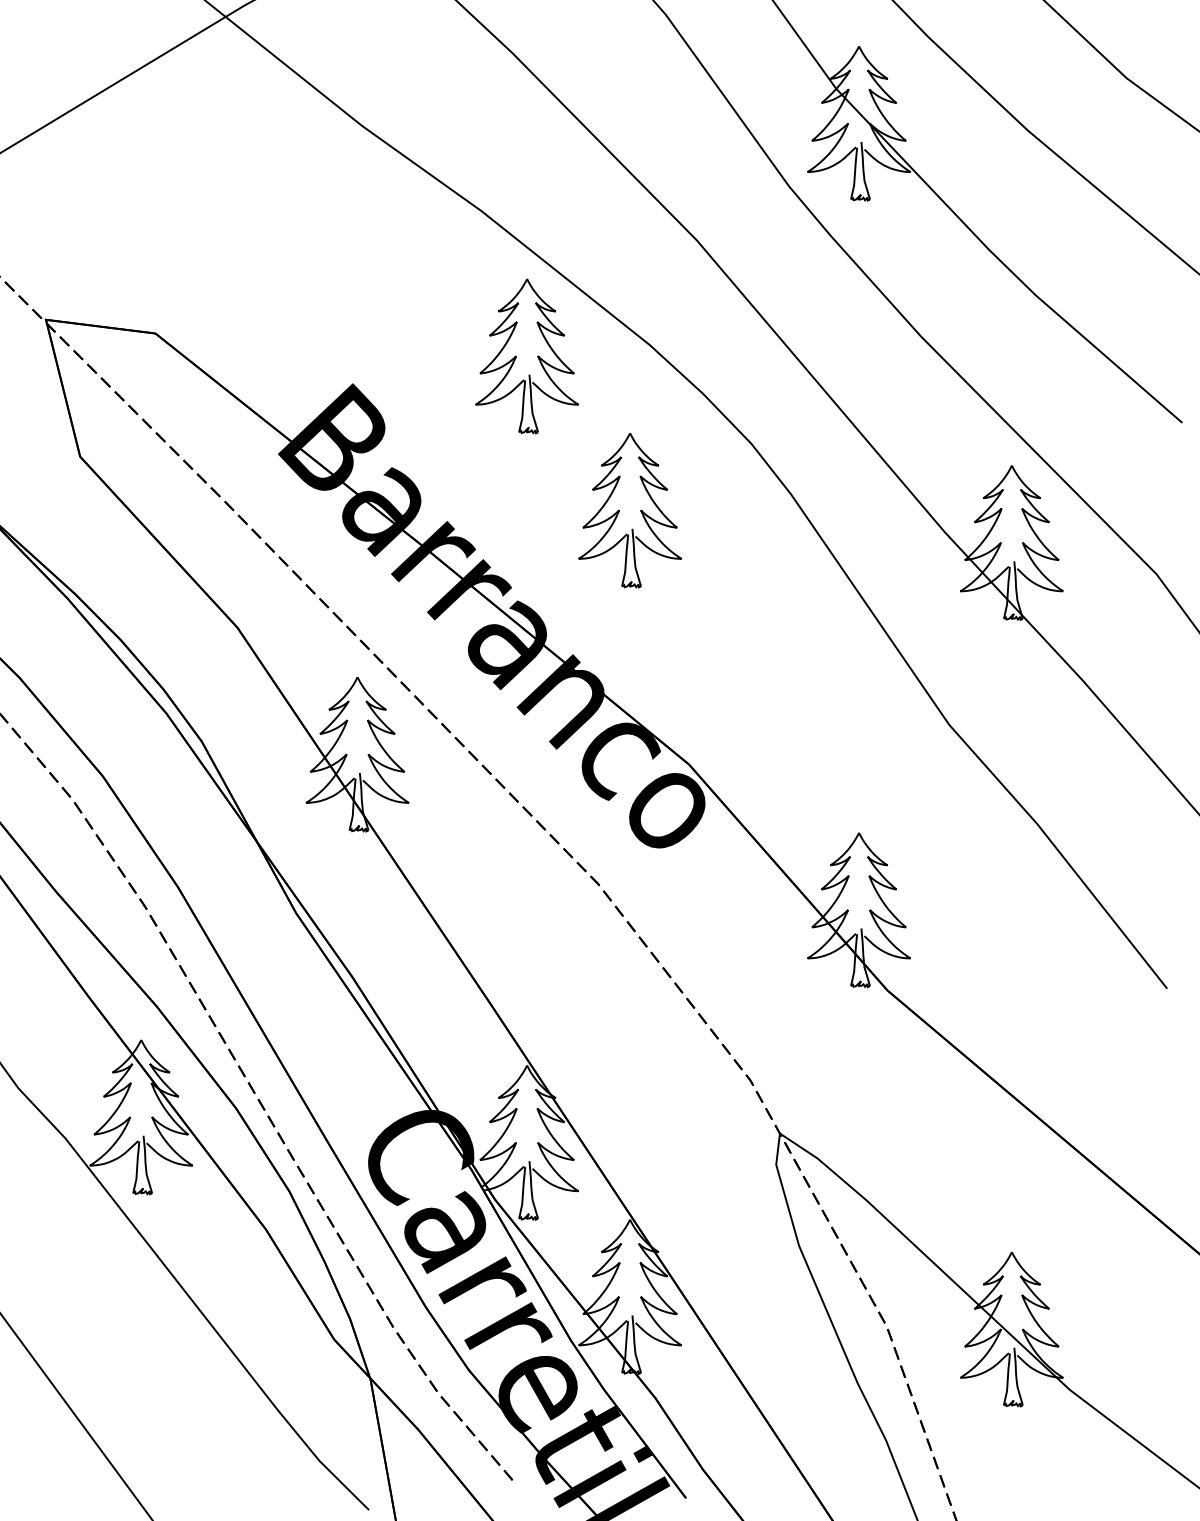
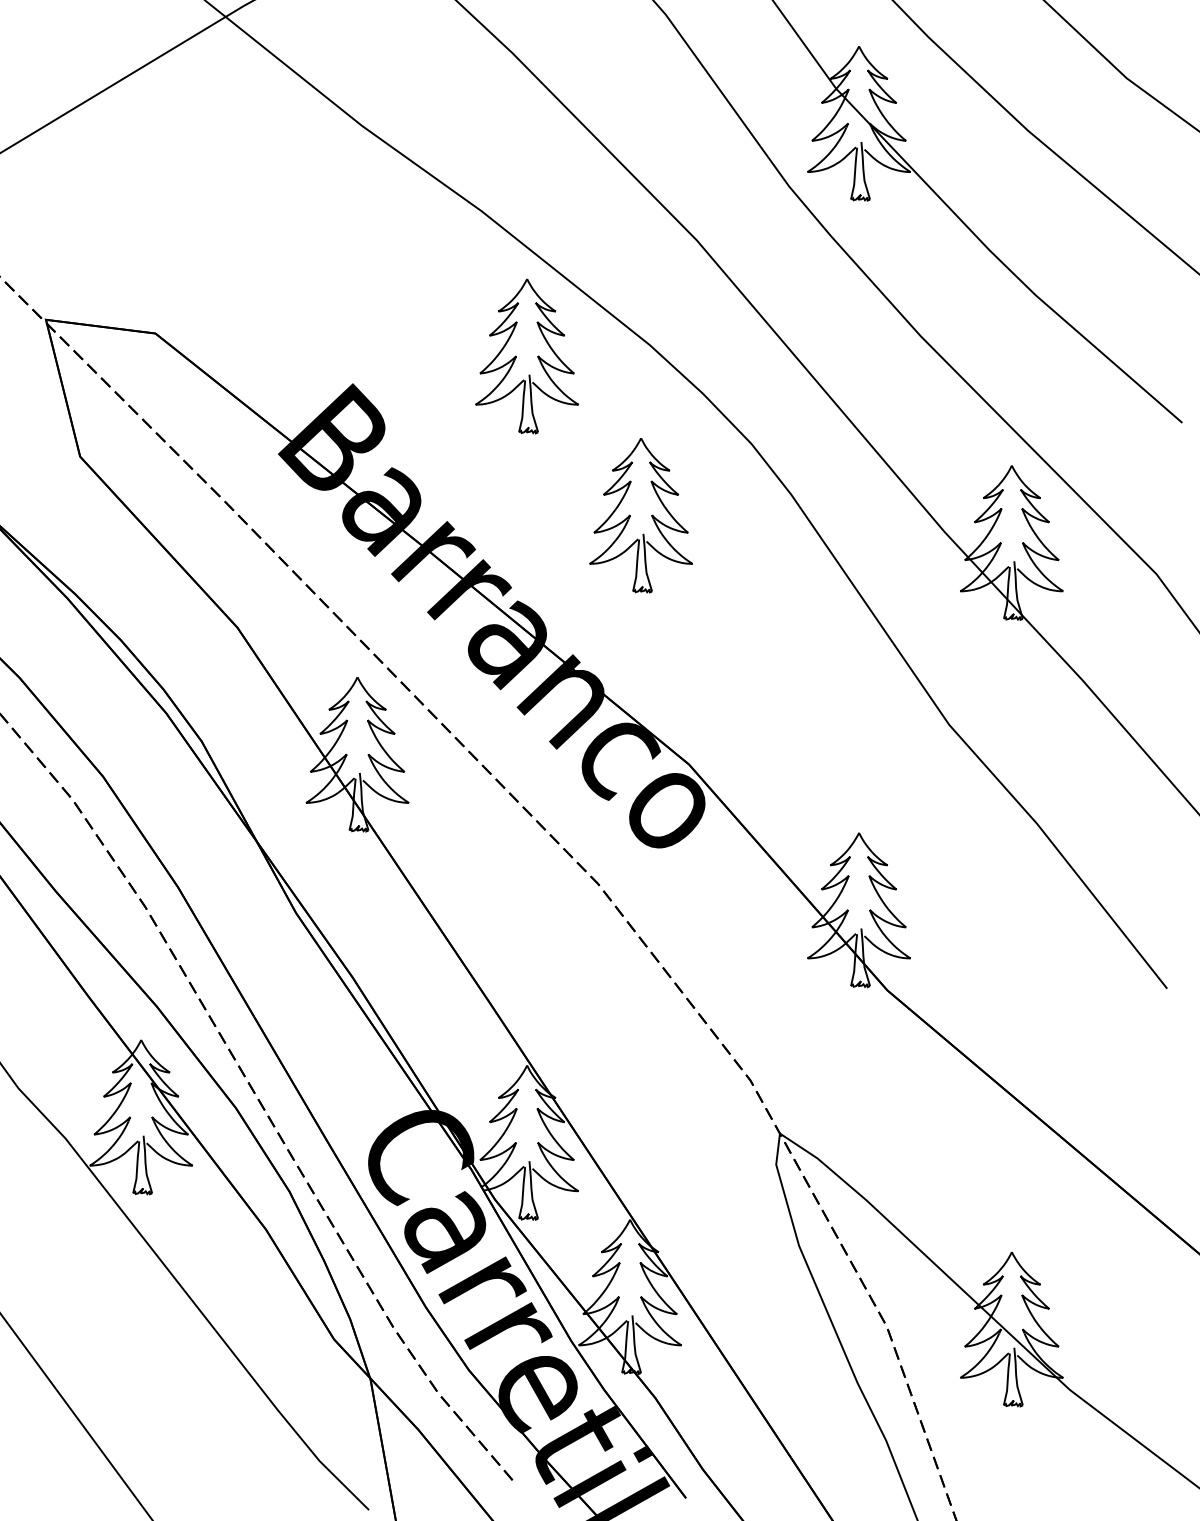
part position: (629, 510) -> (640, 515) (640, 515)
